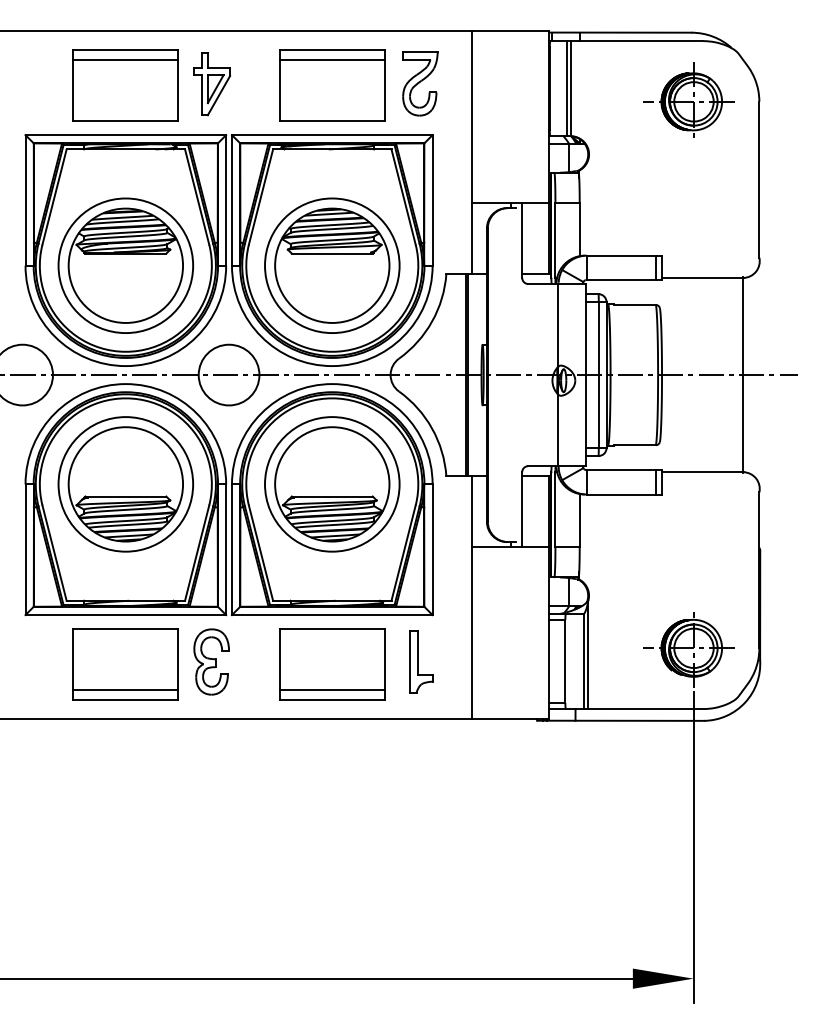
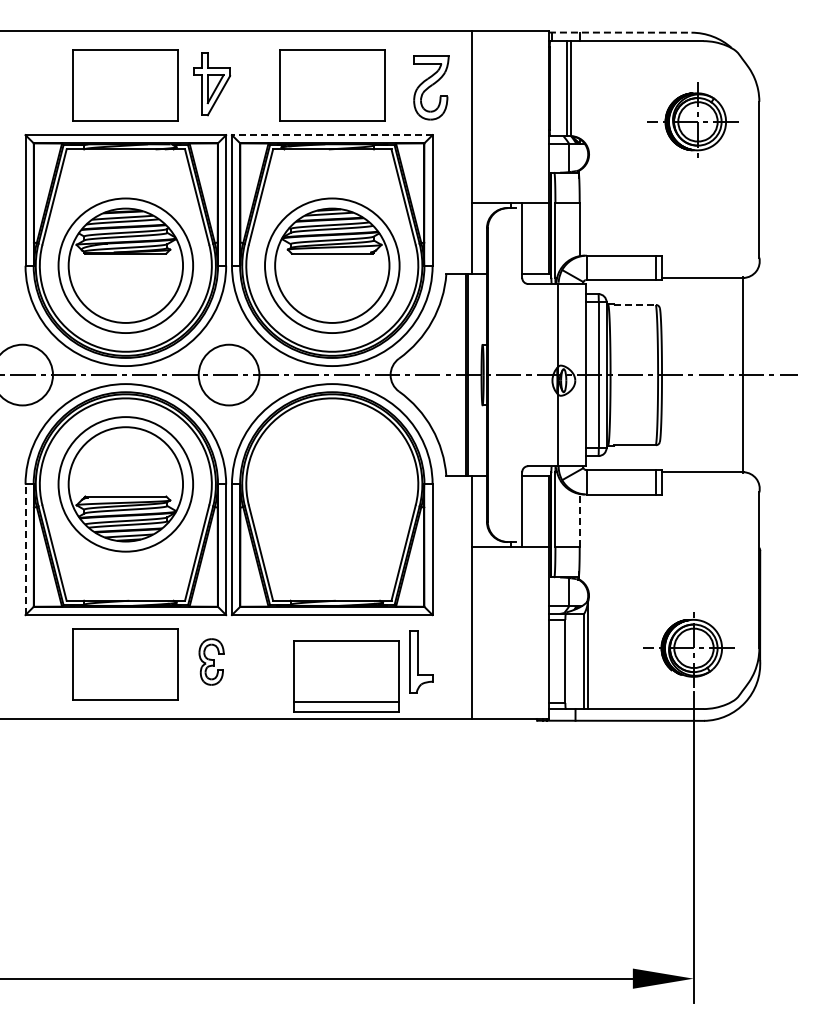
line: solid -> dashed (620, 32)
line: present -> none (125, 60)
line: present -> none (331, 60)
part position: (420, 83) -> (431, 87) (431, 87)
part position: (688, 99) -> (692, 119) (692, 119)
line: solid -> dashed (331, 135)
line: solid -> dashed (635, 304)
part: present -> none (332, 484)
line: solid -> dashed (579, 520)
line: solid -> dashed (25, 549)
part size: 37x68 px -> 27x48 px (211, 661)
part position: (332, 664) -> (346, 676) (346, 676)
line: present -> none (125, 689)
